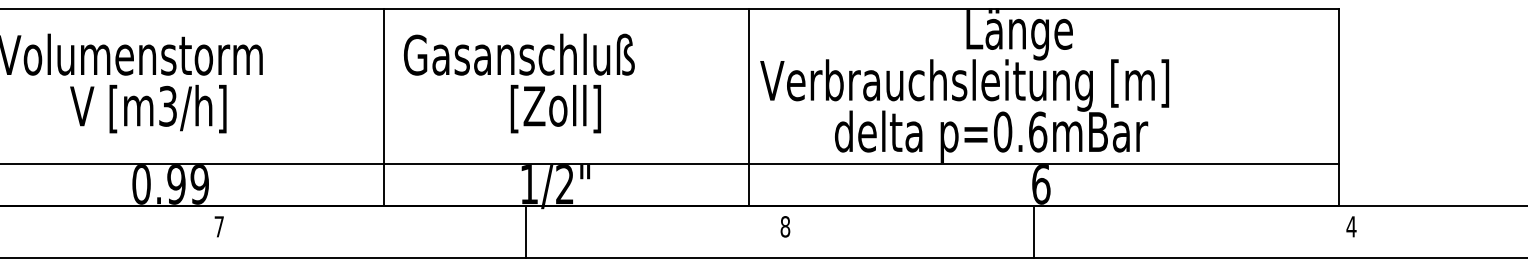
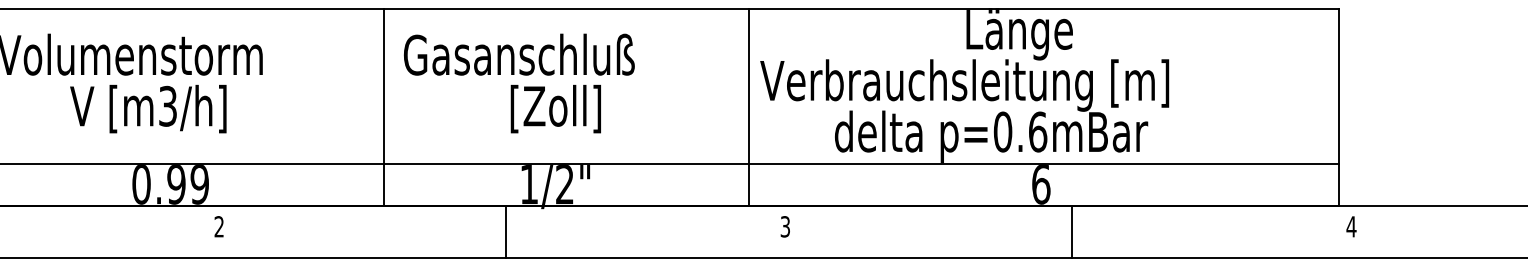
text: 7 -> 2 (218, 226)
text: 8 -> 3 (785, 226)
line position: (525, 231) -> (505, 231) (505, 231)
line position: (1033, 231) -> (1071, 231) (1071, 231)
